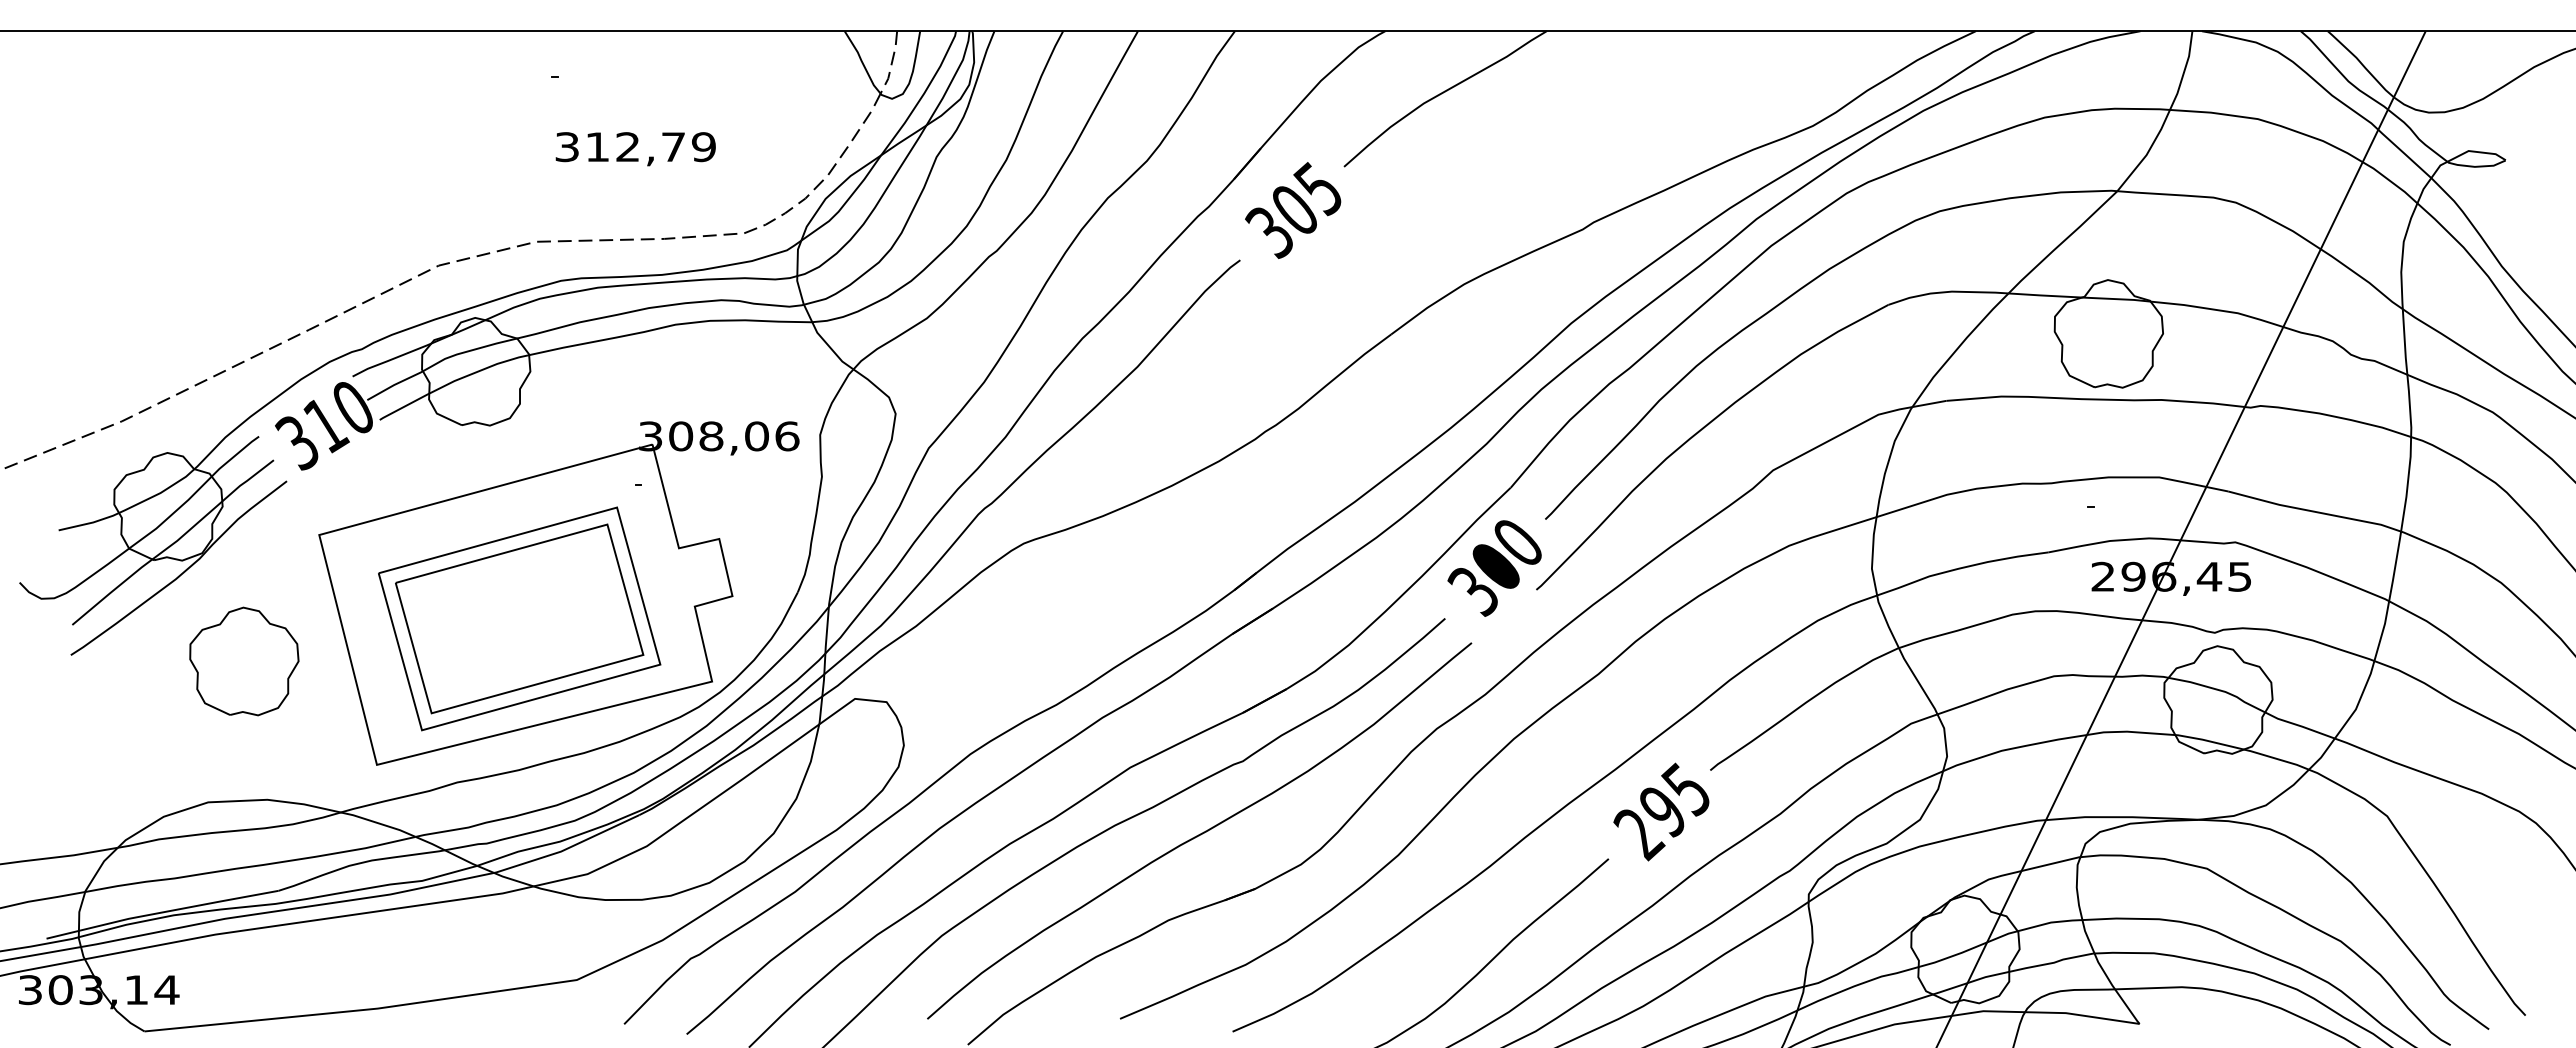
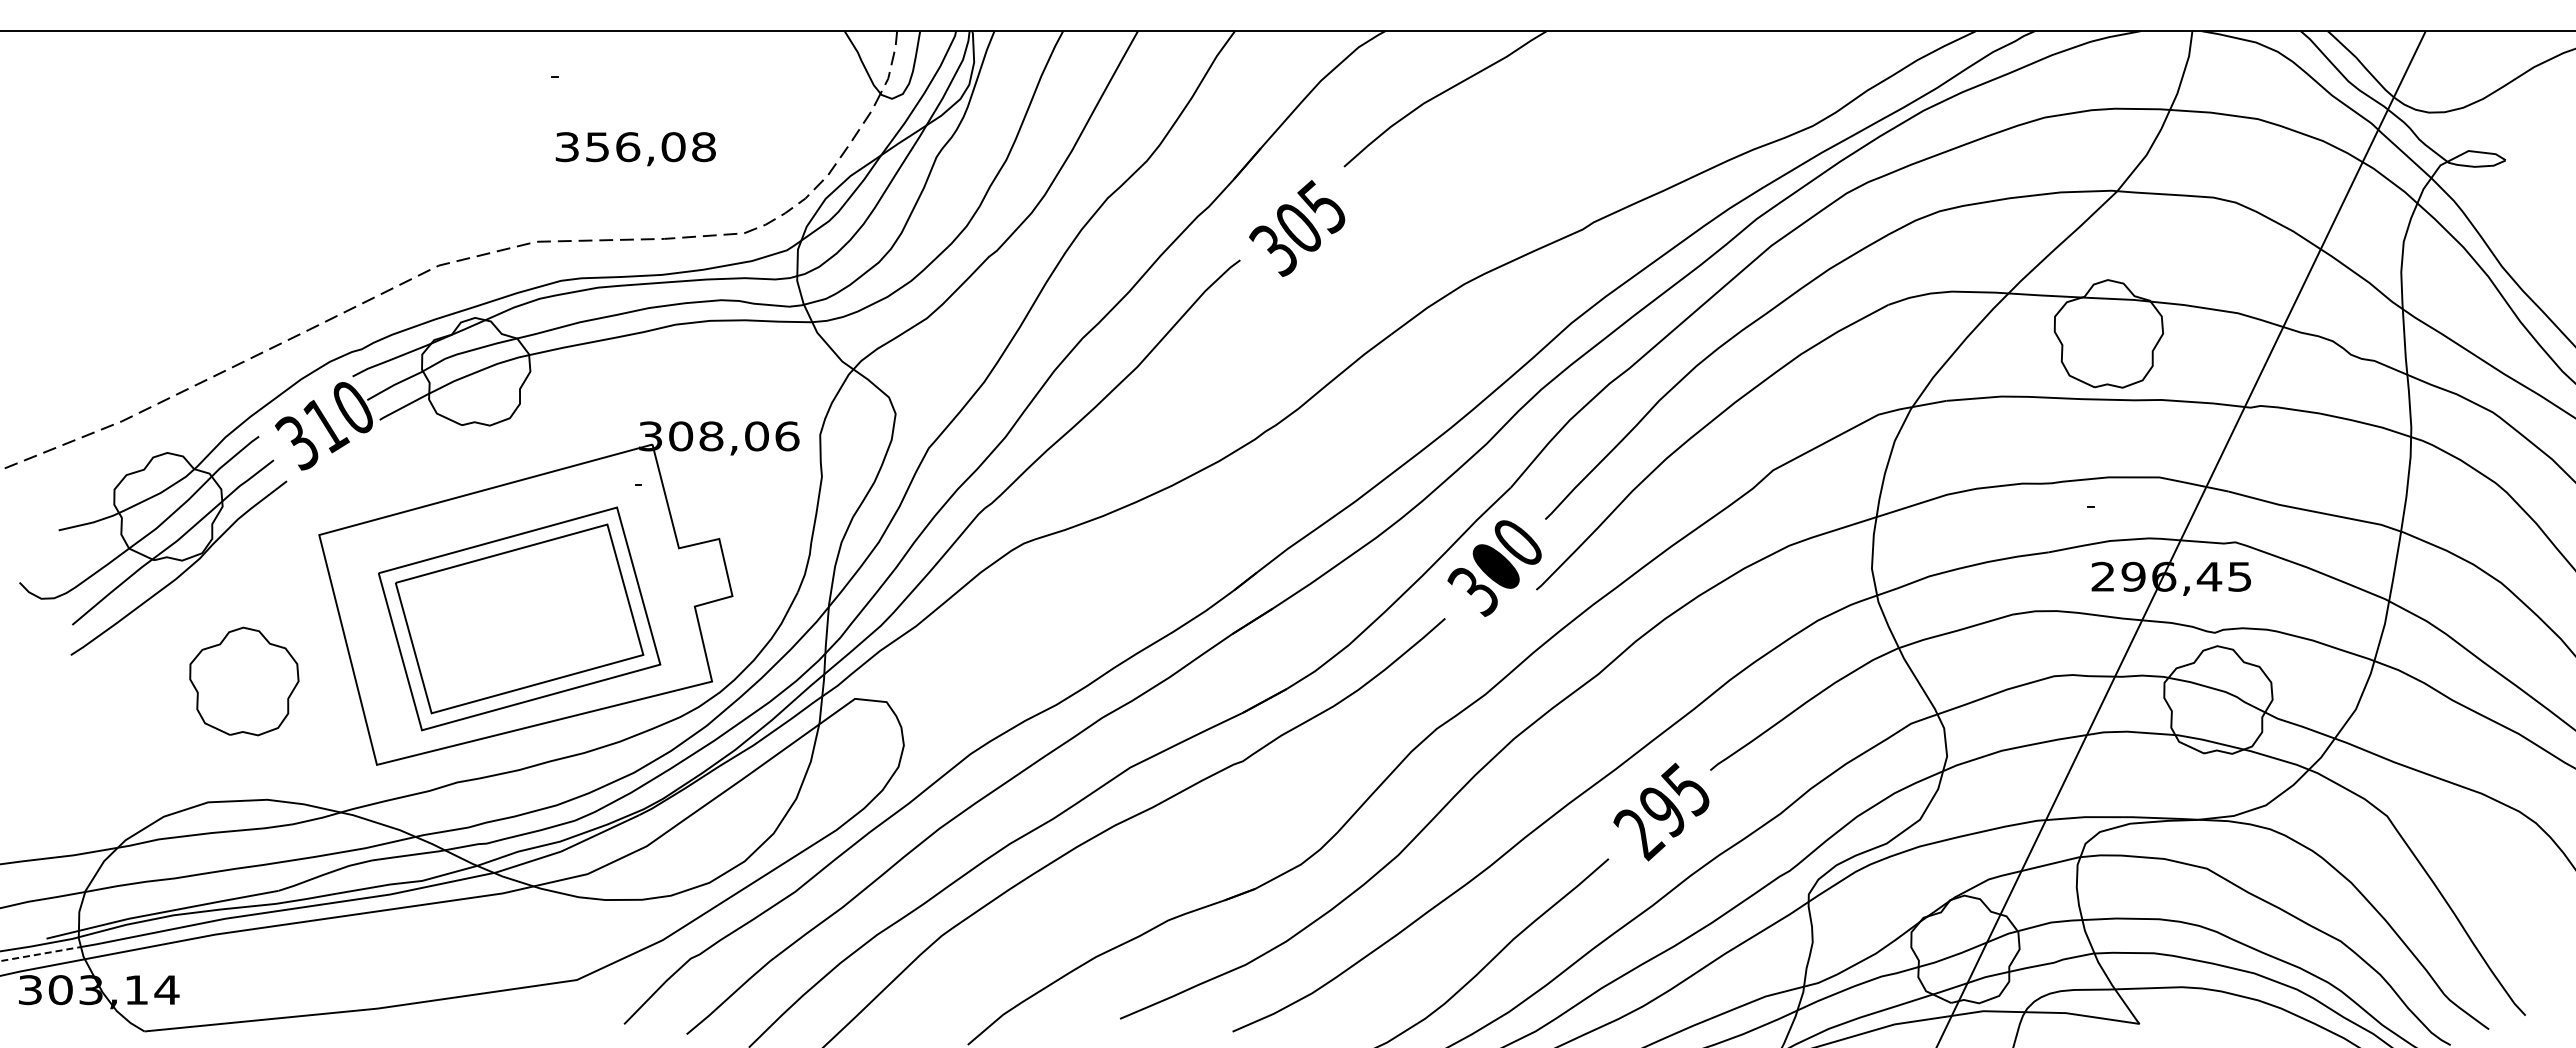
text: 312,79 -> 356,08 (650, 147)
text position: (1293, 210) -> (1297, 228) (1297, 228)
part position: (244, 661) -> (244, 681) (244, 681)
curve: present -> none (1200, 833)
line: solid -> dashed (40, 954)
